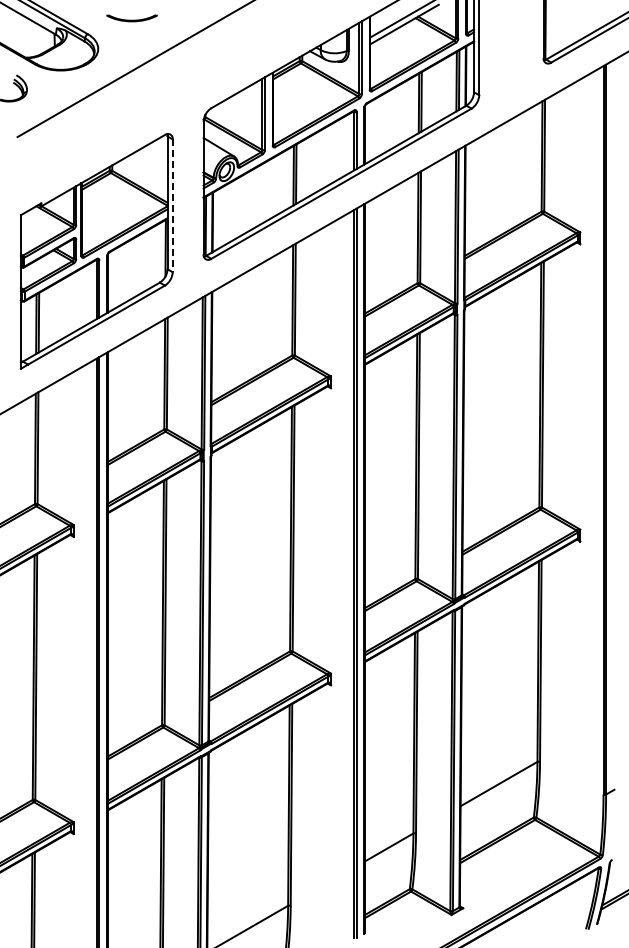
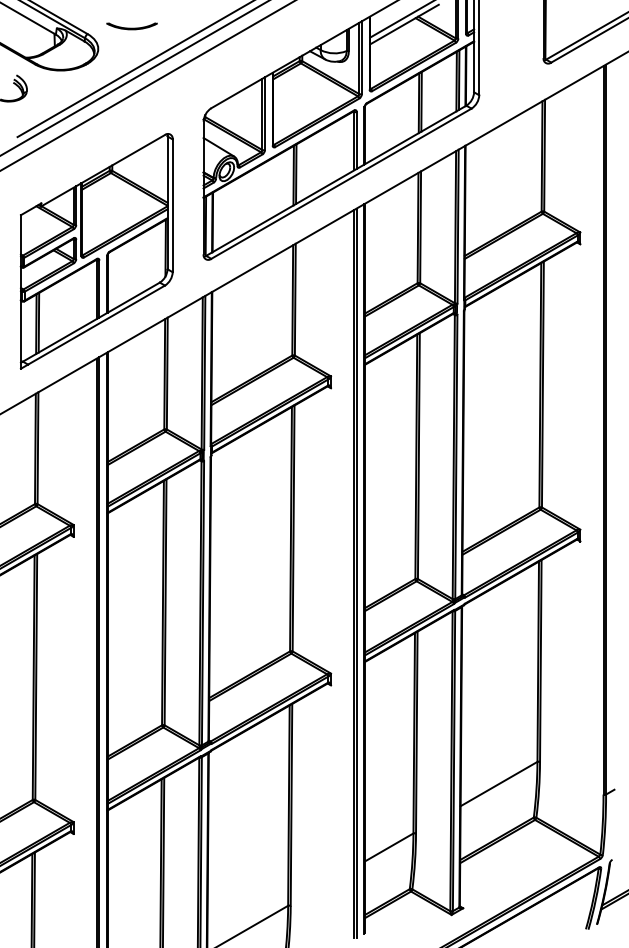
part position: (131, 18) -> (131, 26) (131, 26)
line: none -> present (134, 78)
line: none -> present (147, 85)
line: dashed -> solid (172, 206)
